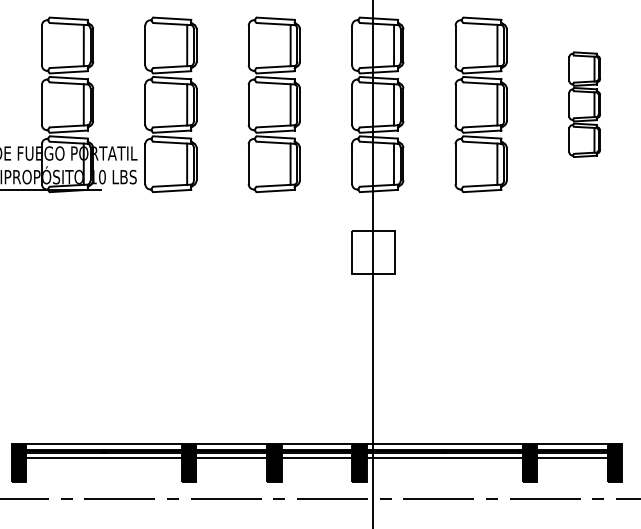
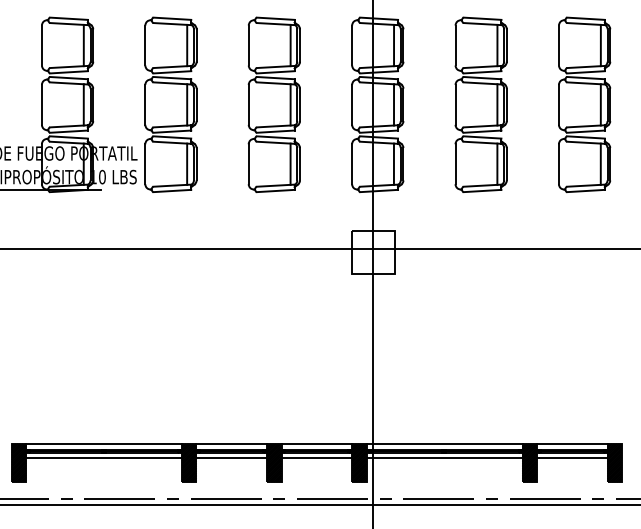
part size: 33x107 px -> 54x177 px (584, 104)
line: none -> present (319, 249)
line: none -> present (319, 505)
